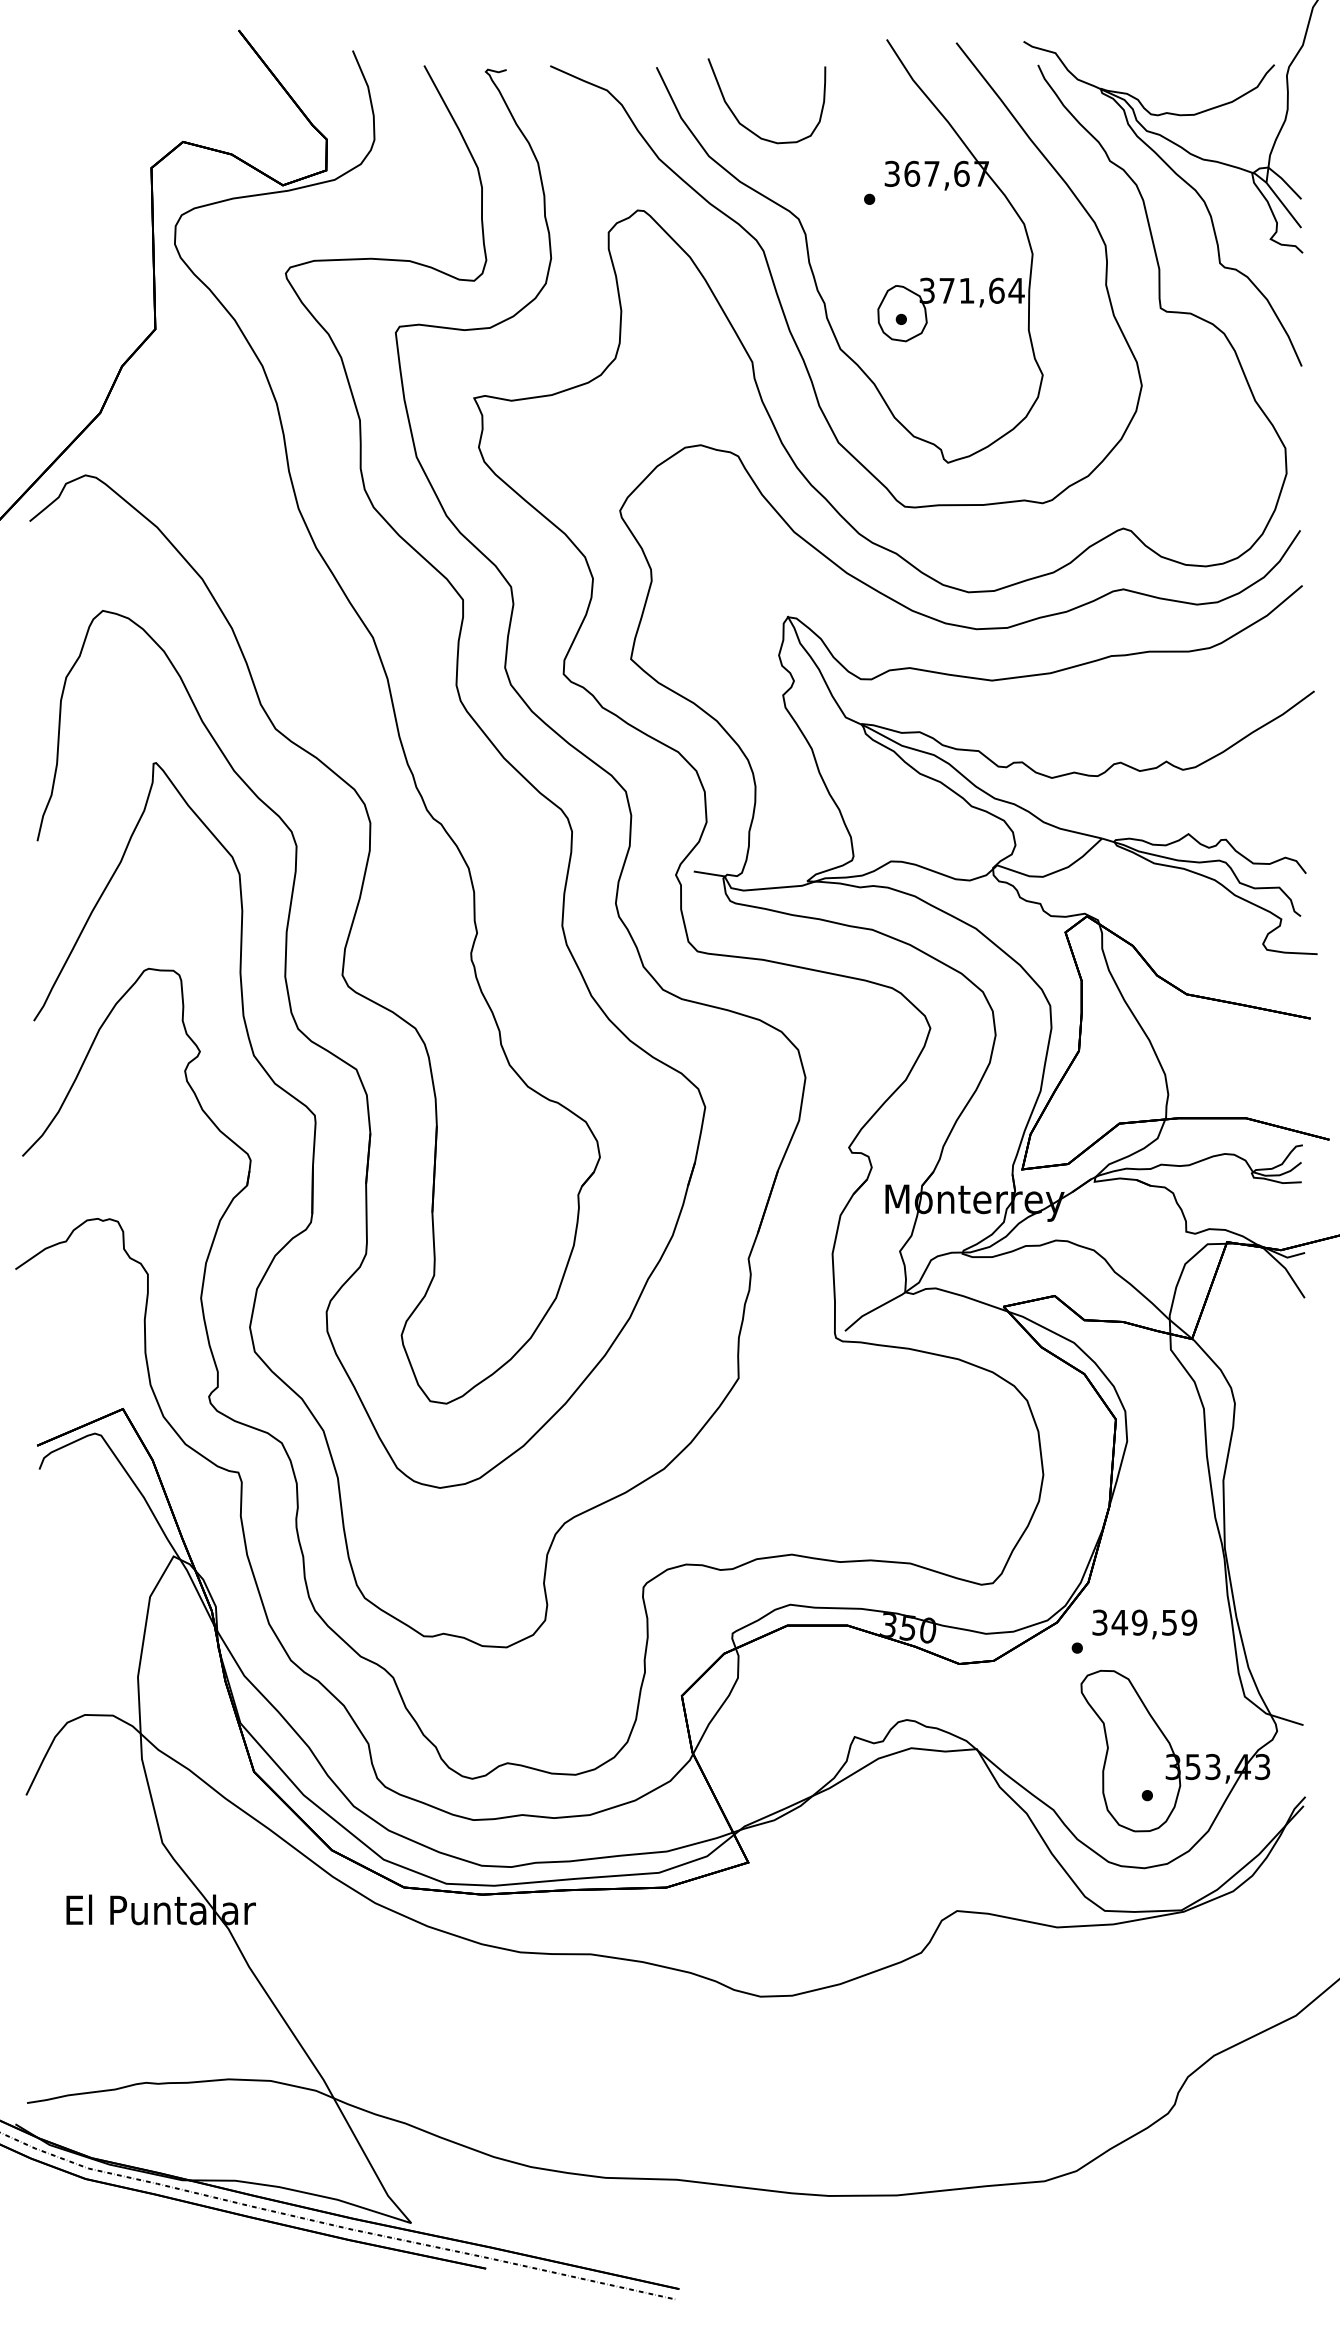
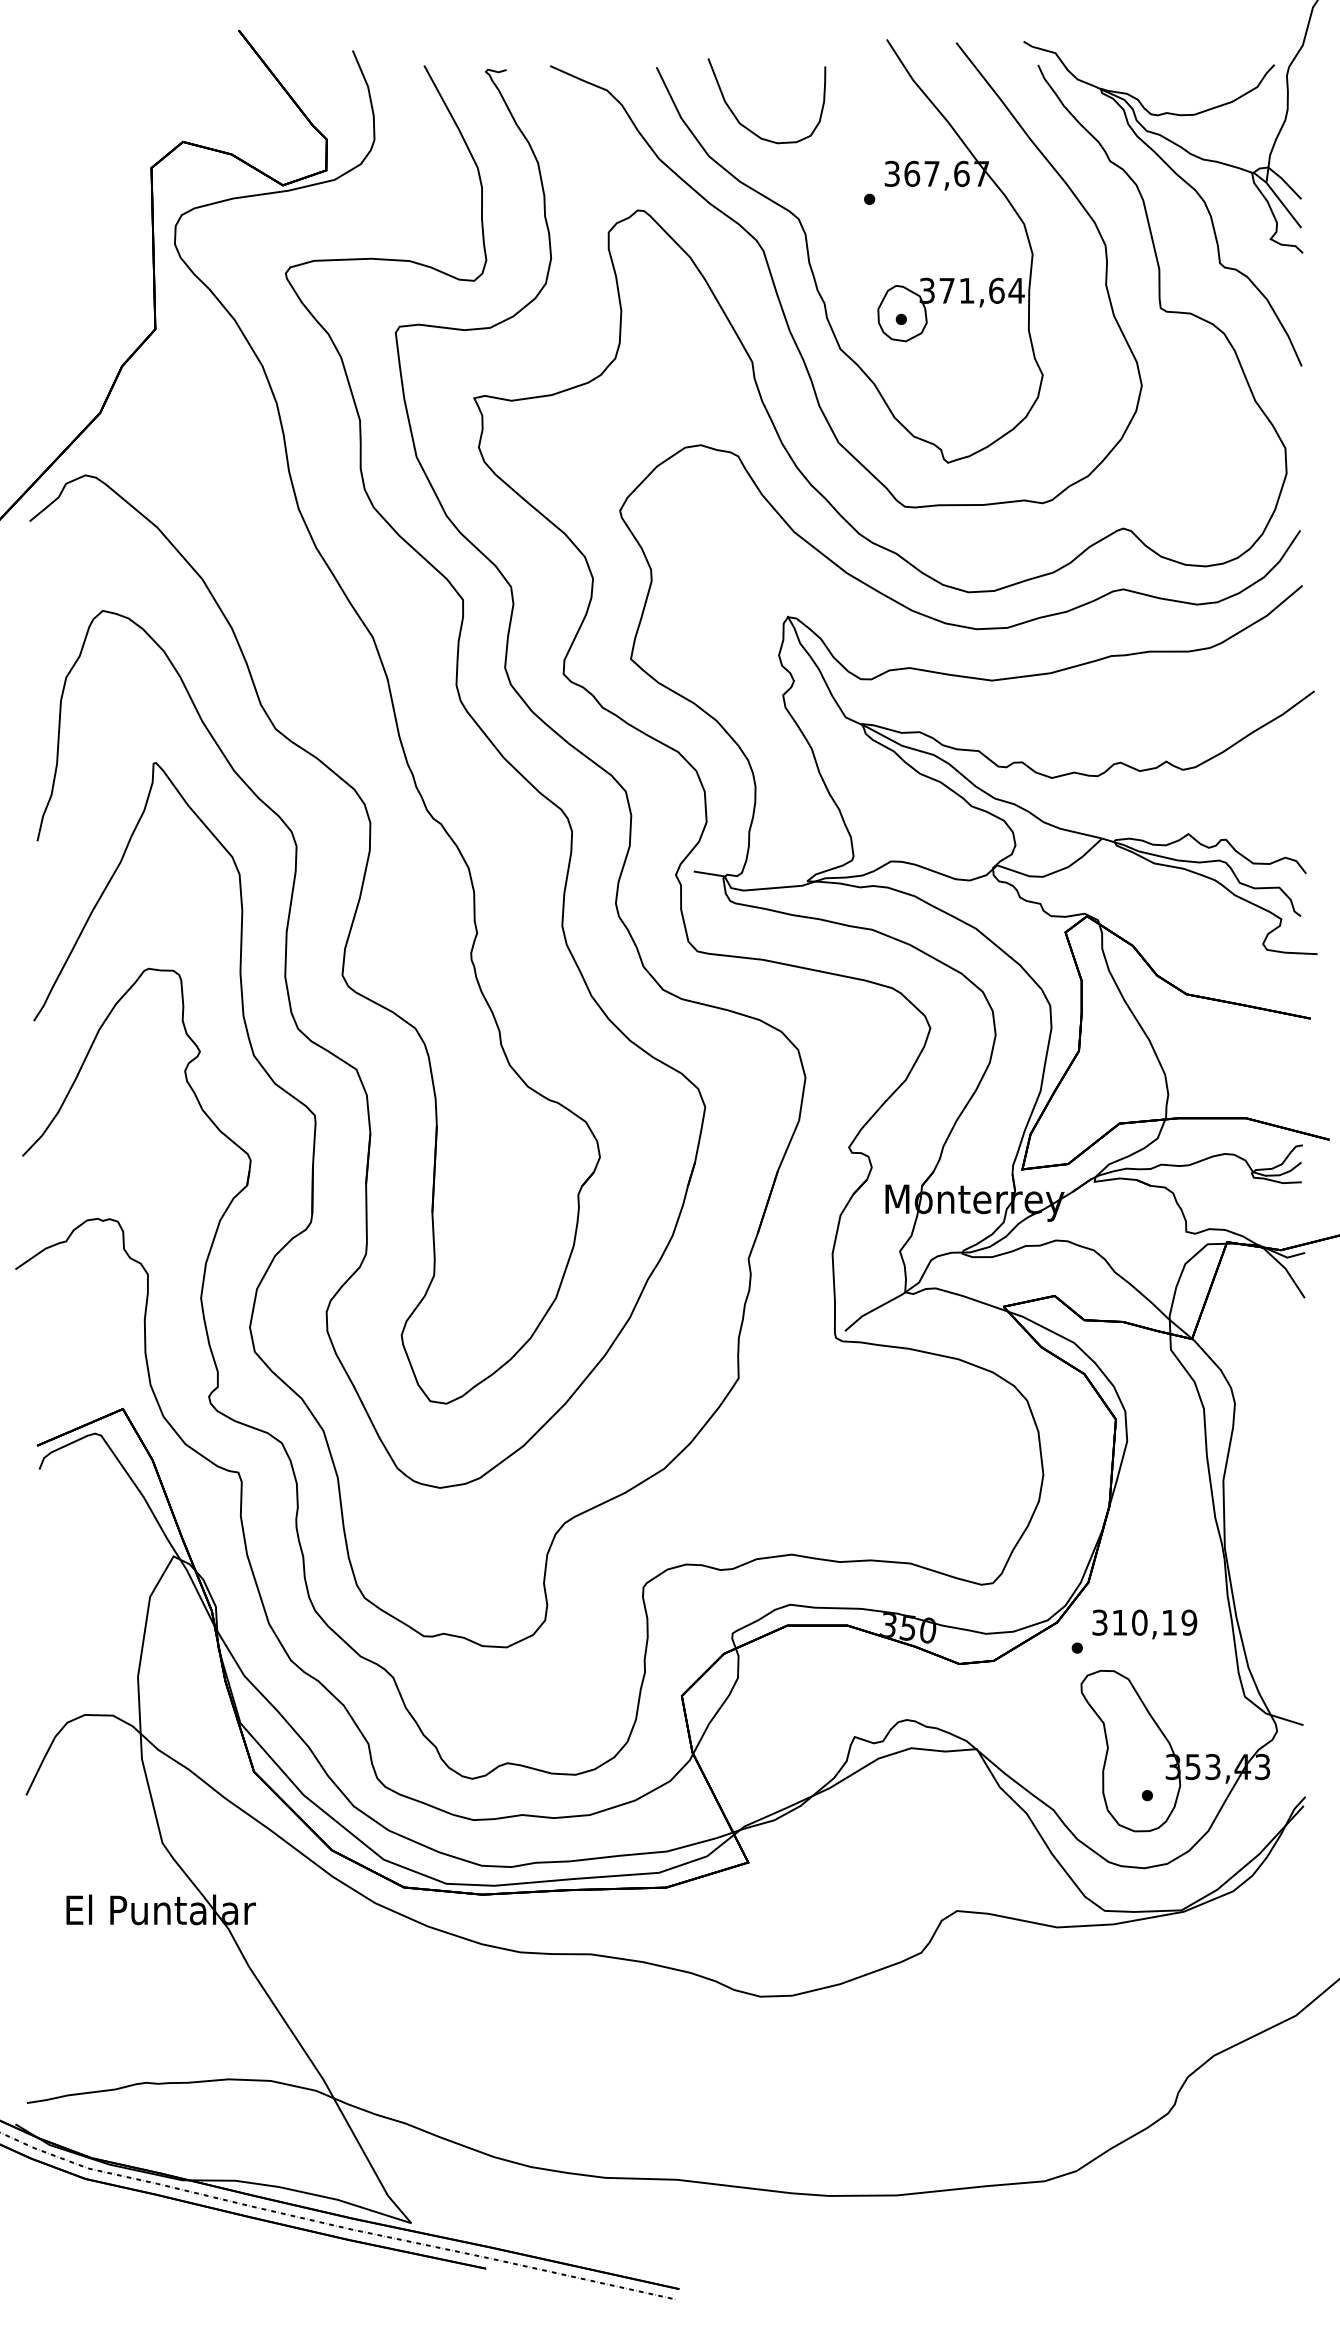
text: 349,59 -> 310,19 (1143, 1622)
